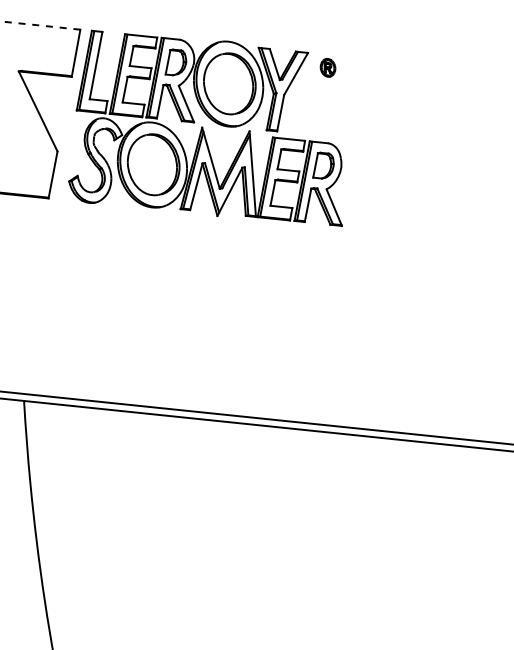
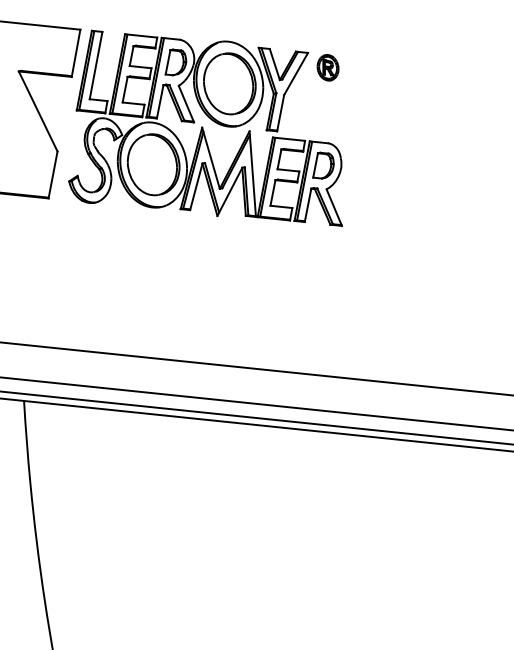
line: dashed -> solid (39, 25)
part size: 18x20 px -> 24x28 px (327, 67)
line: none -> present (256, 368)
line: none -> present (256, 403)
